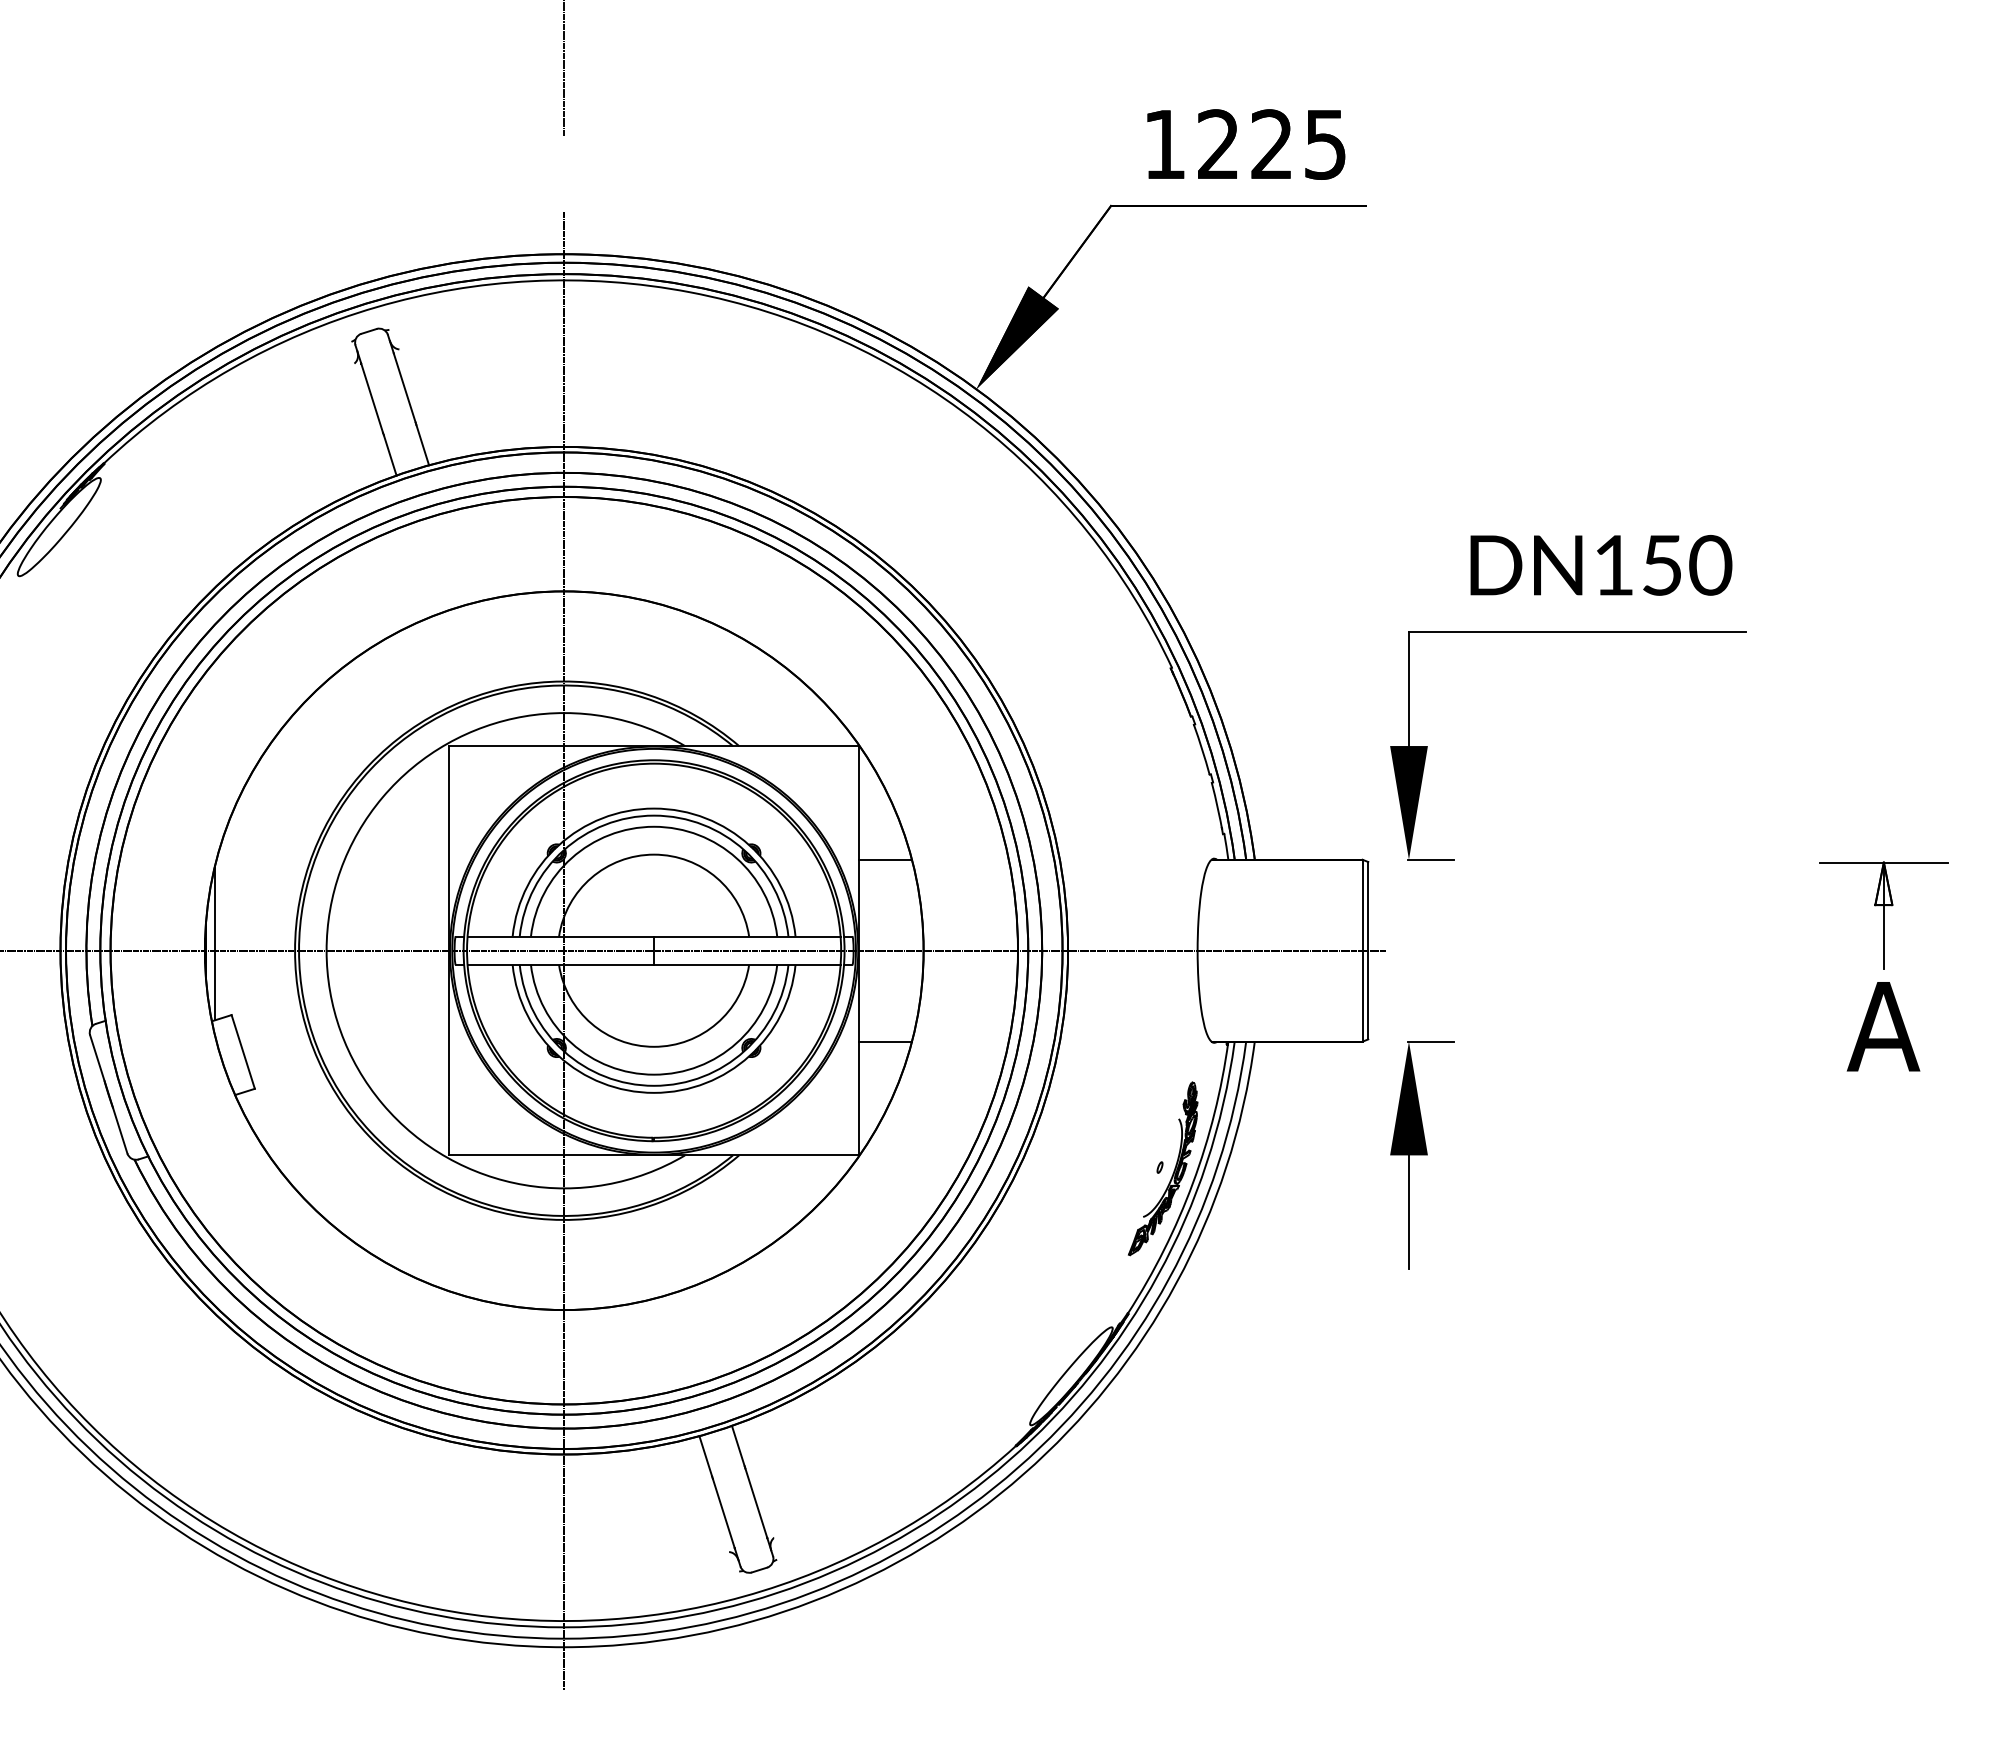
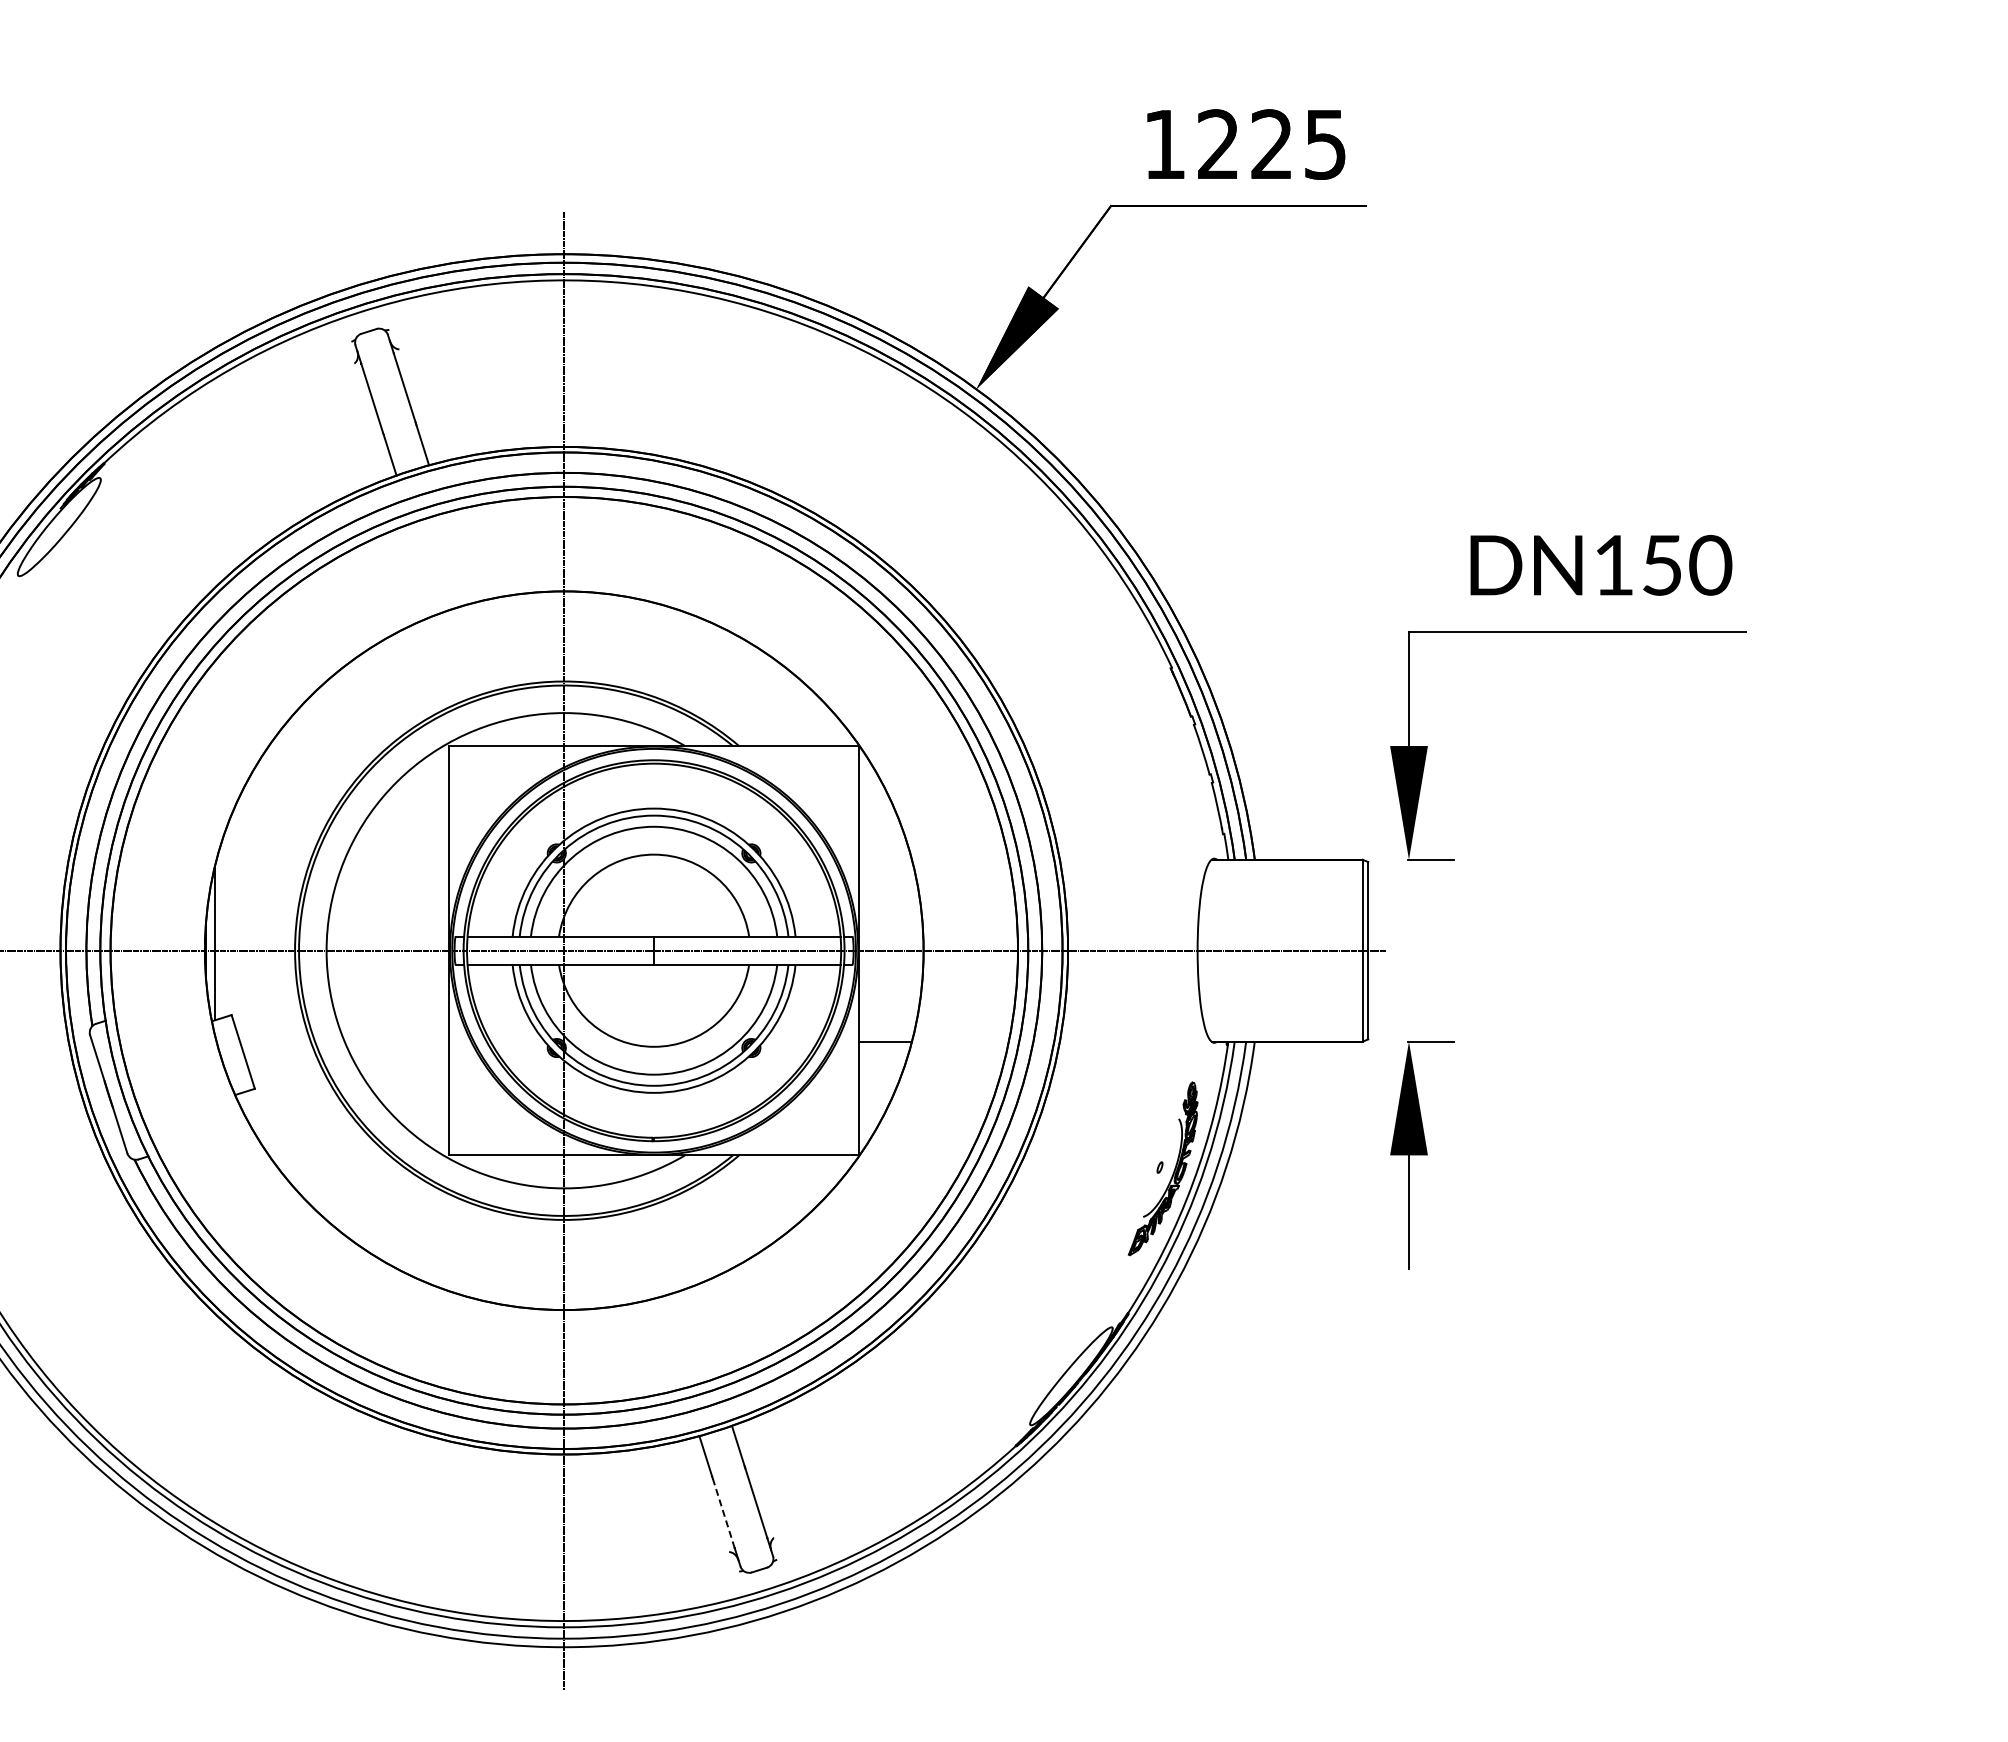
line: present -> none (564, 69)
line: present -> none (884, 859)
part: present -> none (1883, 966)
line: solid -> dashed (723, 1513)
